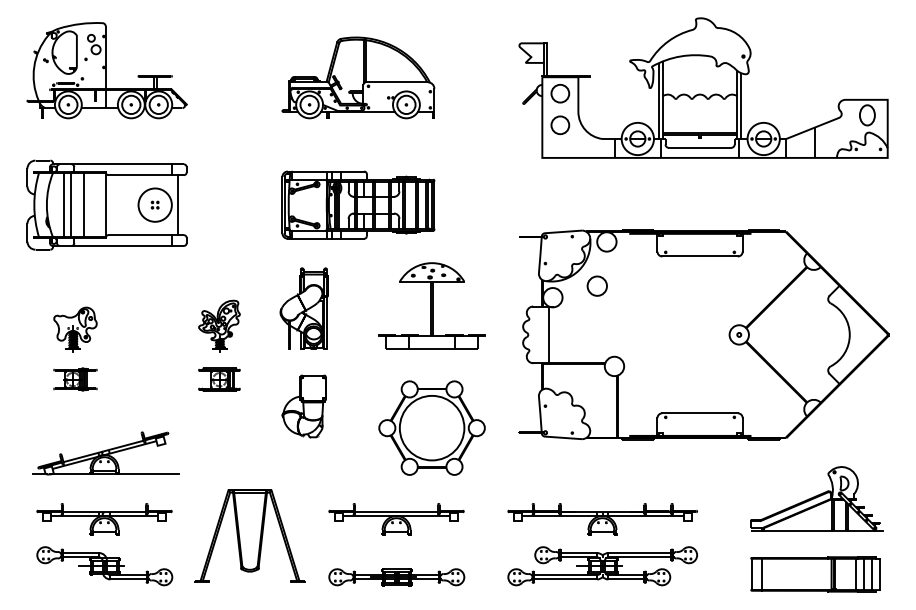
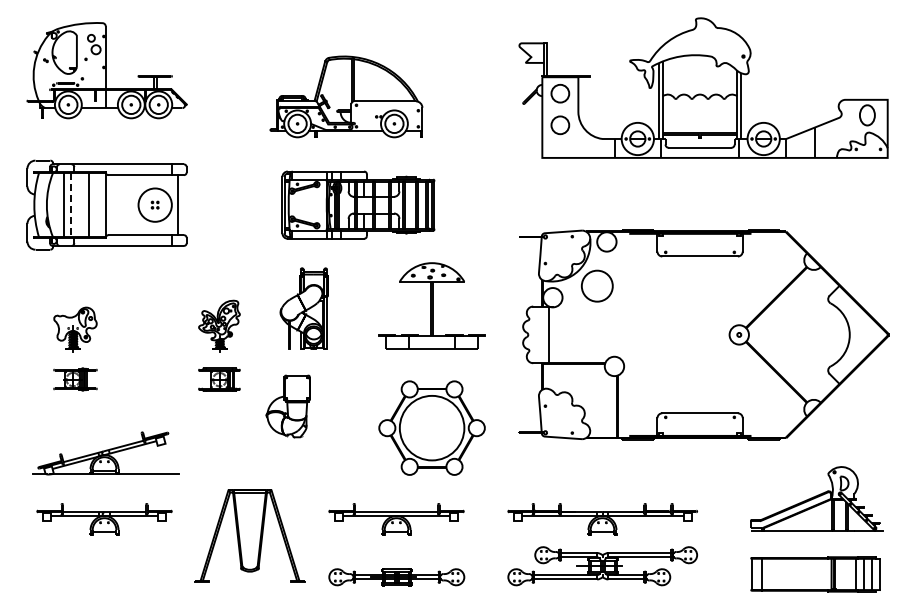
part position: (358, 77) -> (346, 96) (346, 96)
line position: (83, 204) -> (88, 204) (88, 204)
line: solid -> dashed (71, 205)
circle diameter: 19 px -> 31 px (596, 285)
part position: (303, 406) -> (287, 406) (287, 406)
part: present -> none (104, 566)
